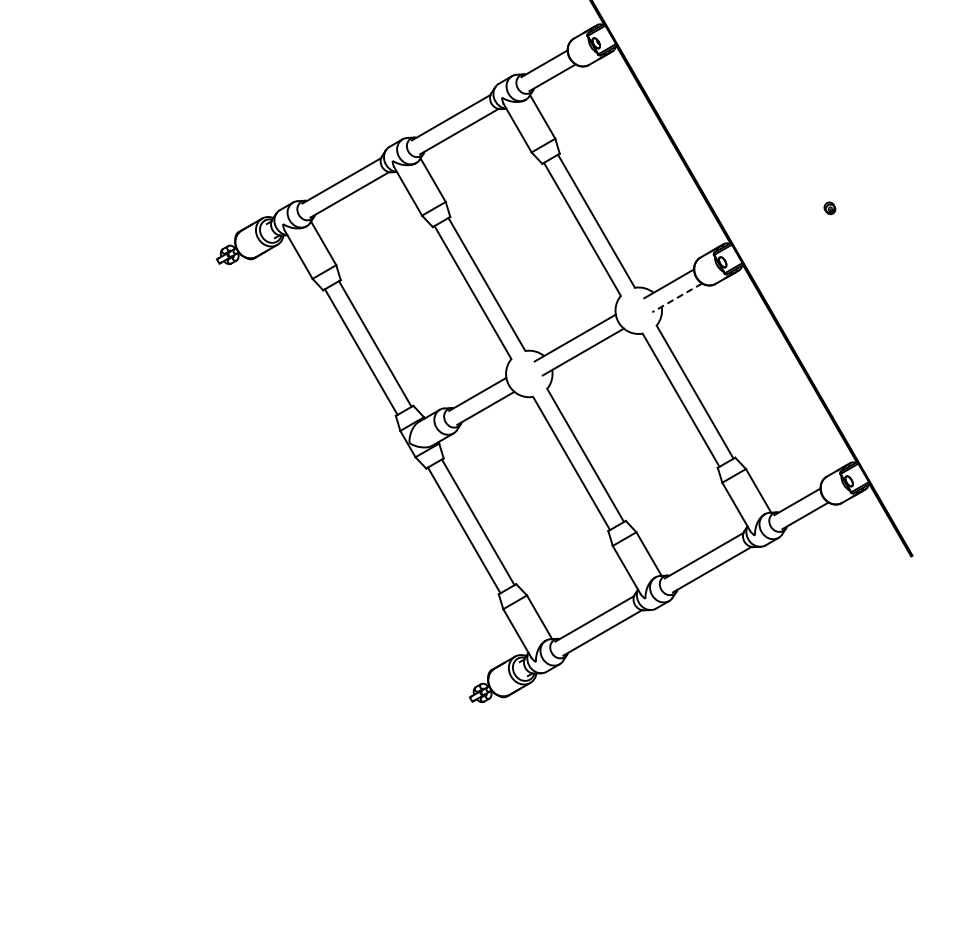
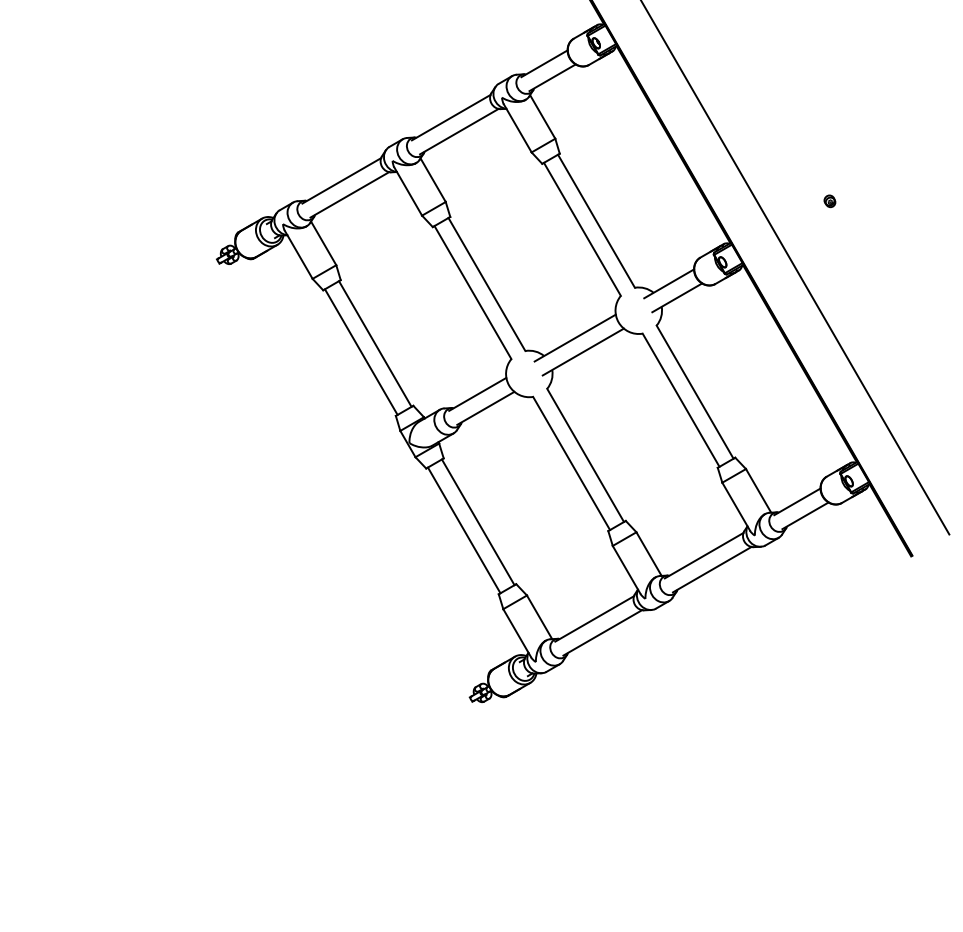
part position: (829, 208) -> (829, 201) (829, 201)
line: none -> present (795, 268)
line: dashed -> solid (677, 297)
